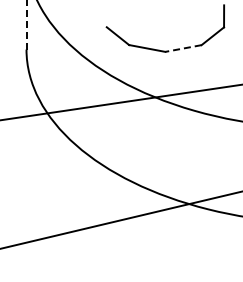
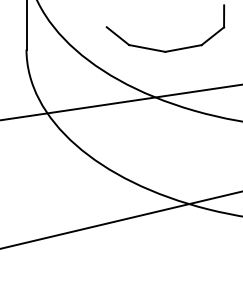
line: dashed -> solid (26, 24)
line: dashed -> solid (182, 48)
